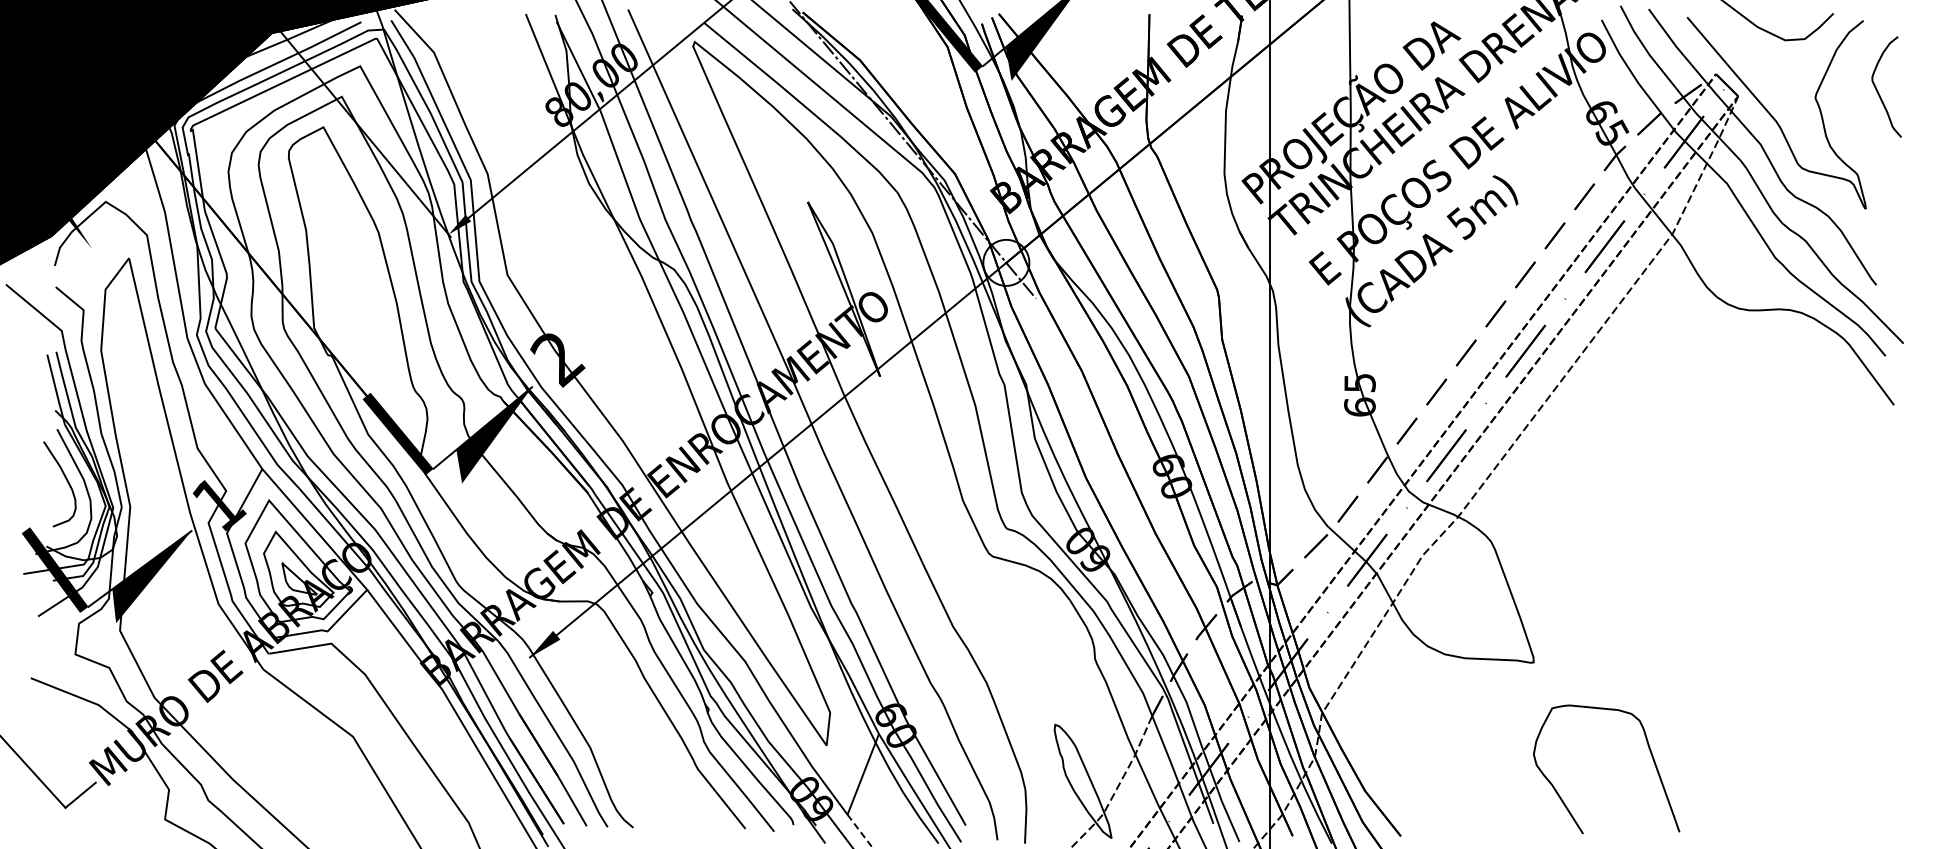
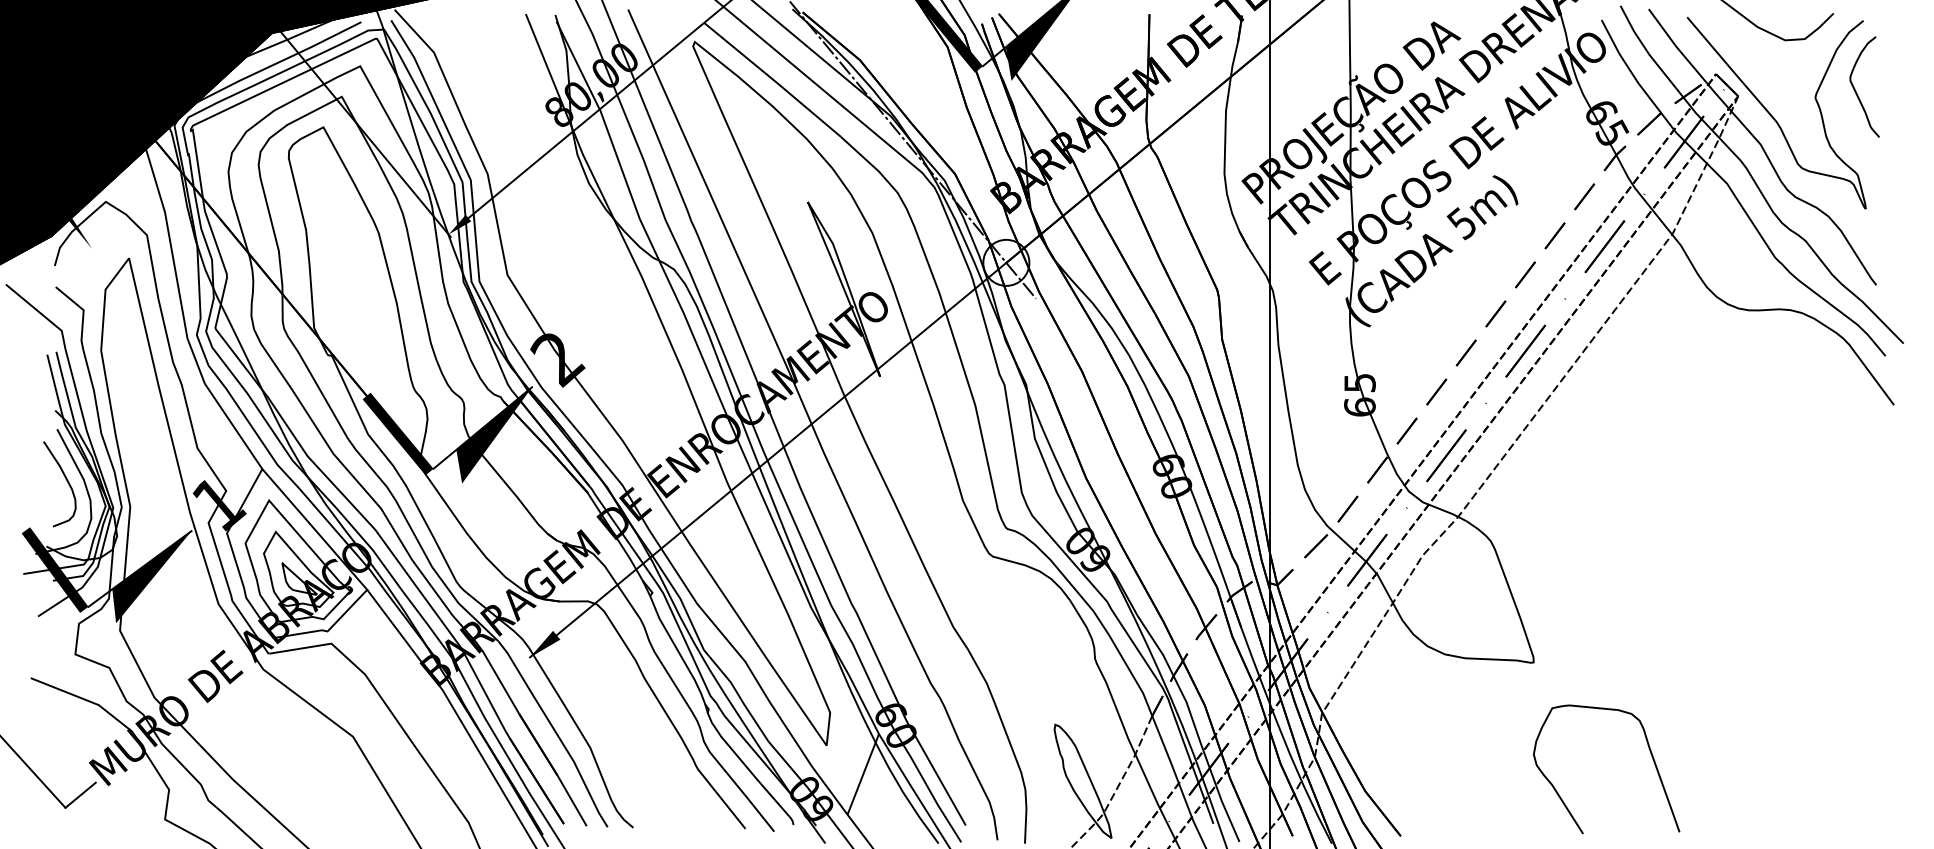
curve position: (1878, 91) -> (1856, 91) (1856, 91)
line: dashed -> solid (860, 832)
